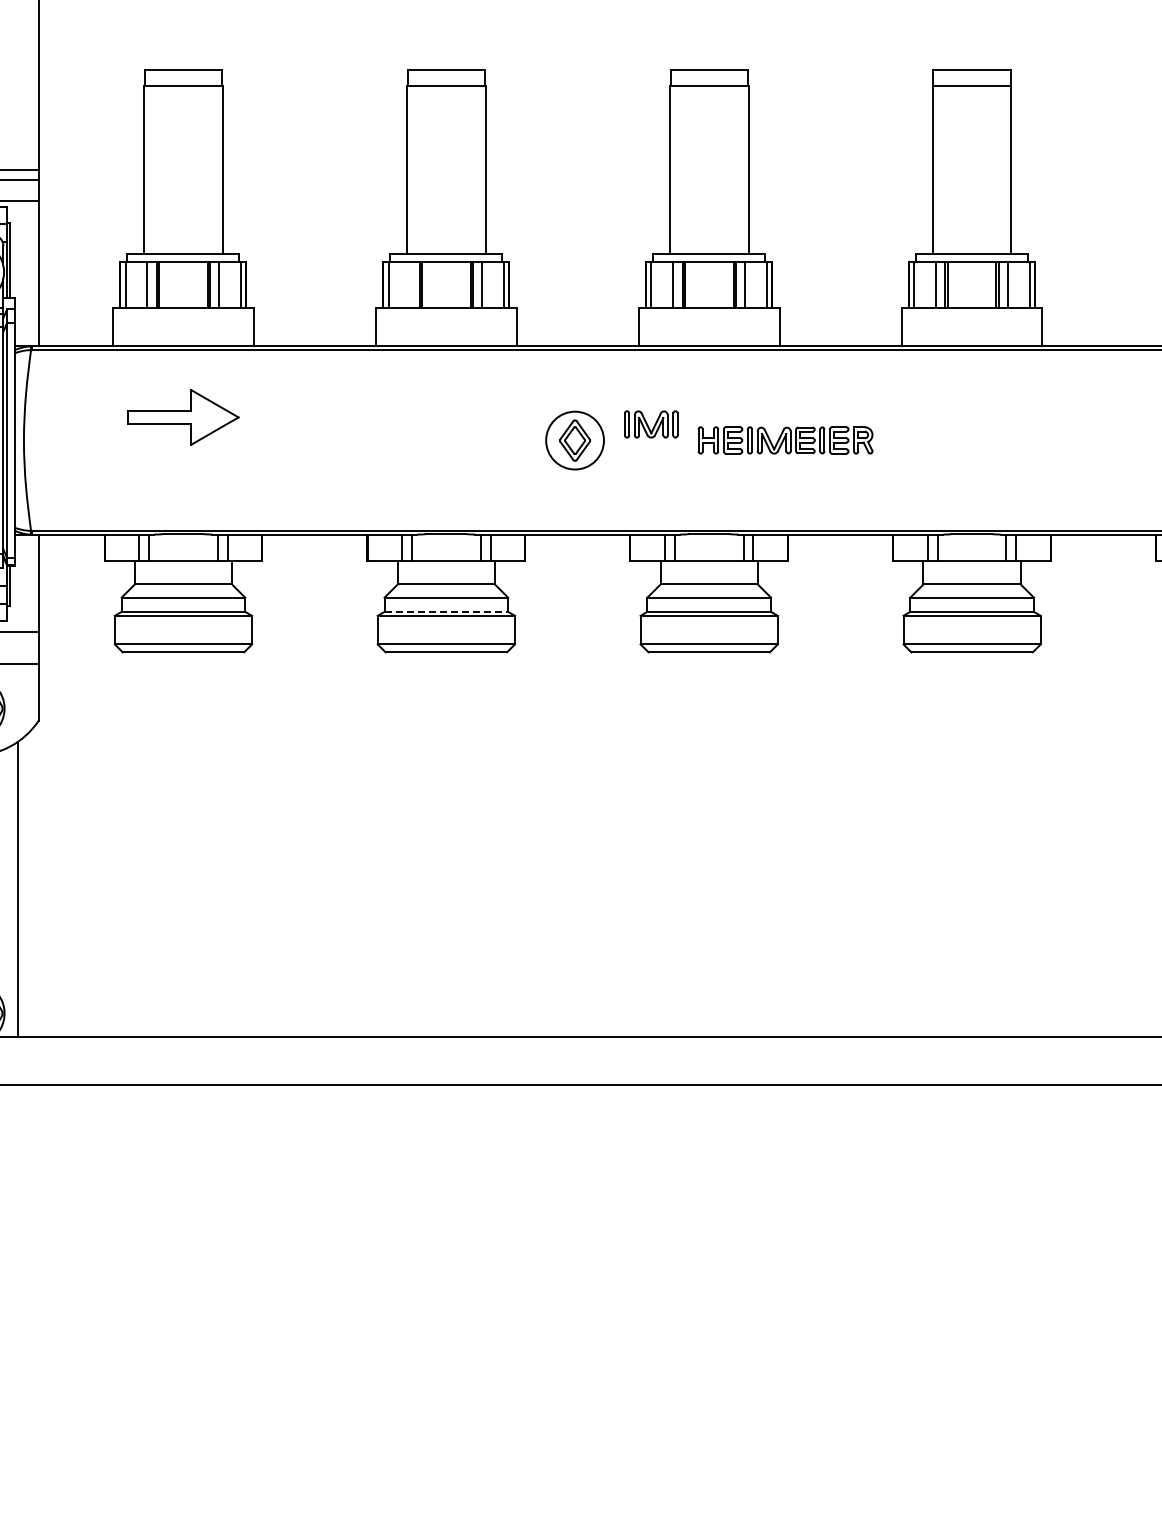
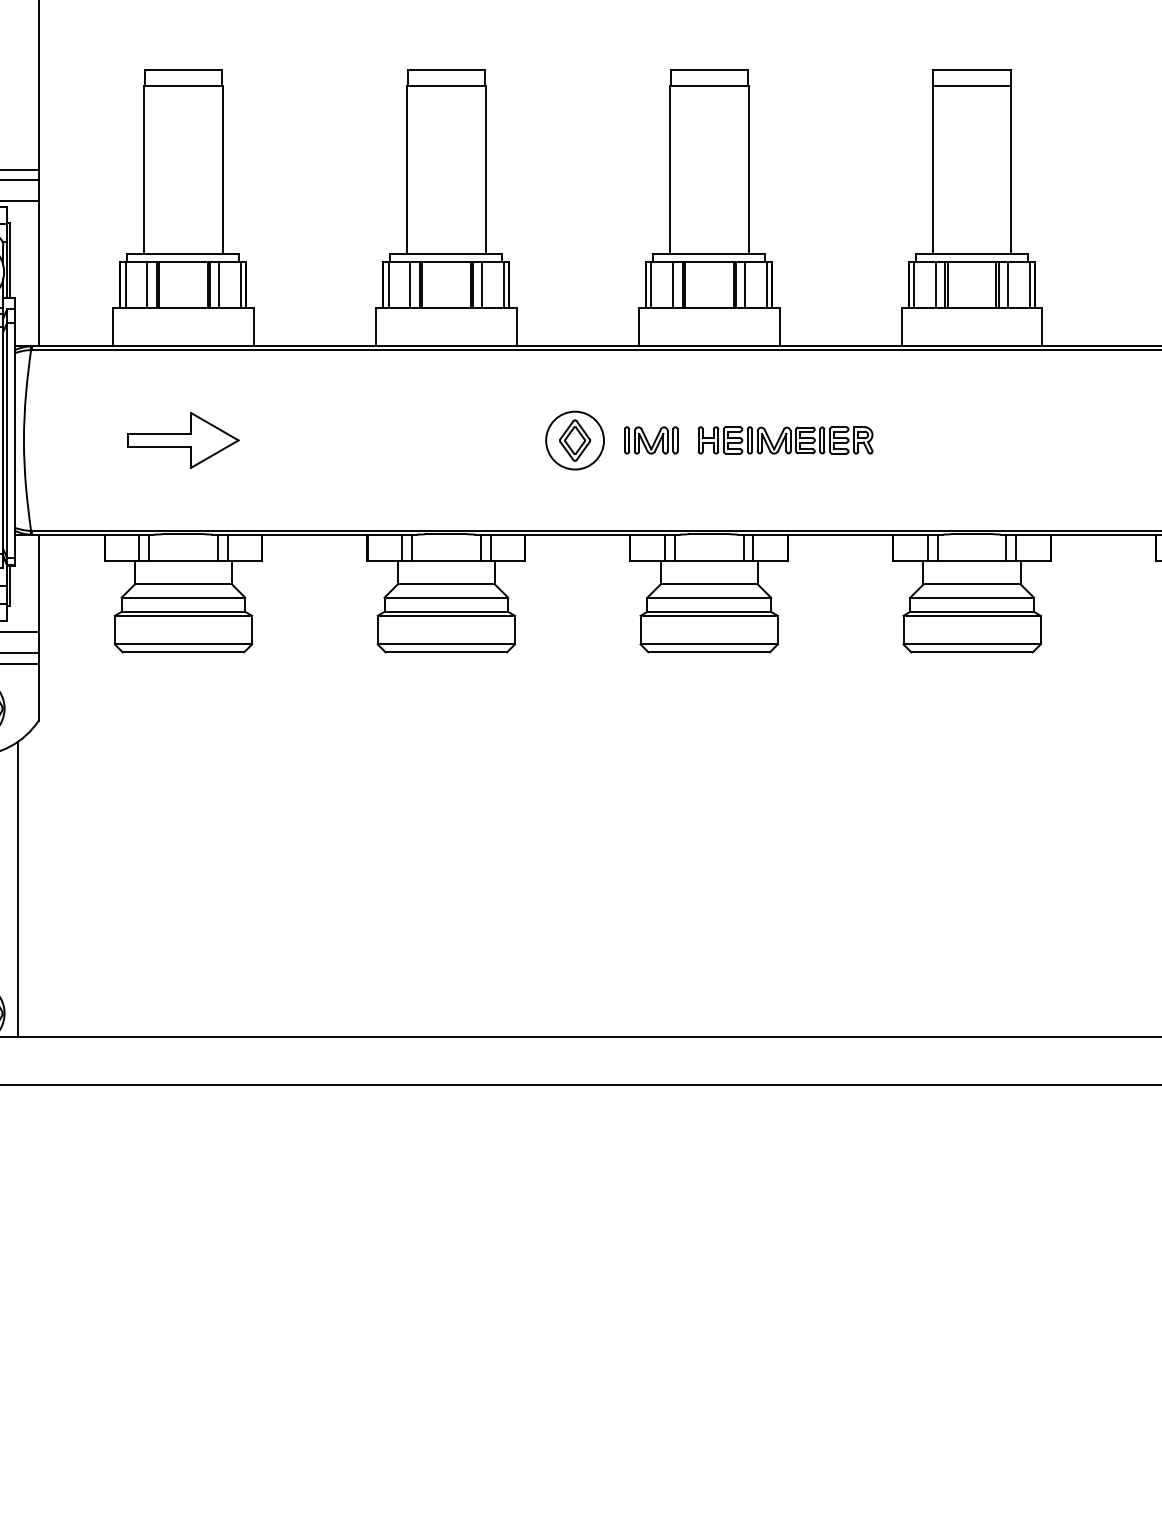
line: none -> present (410, 284)
part position: (183, 417) -> (183, 440) (183, 440)
part position: (651, 424) -> (651, 440) (651, 440)
line: dashed -> solid (446, 611)
line: none -> present (20, 653)
